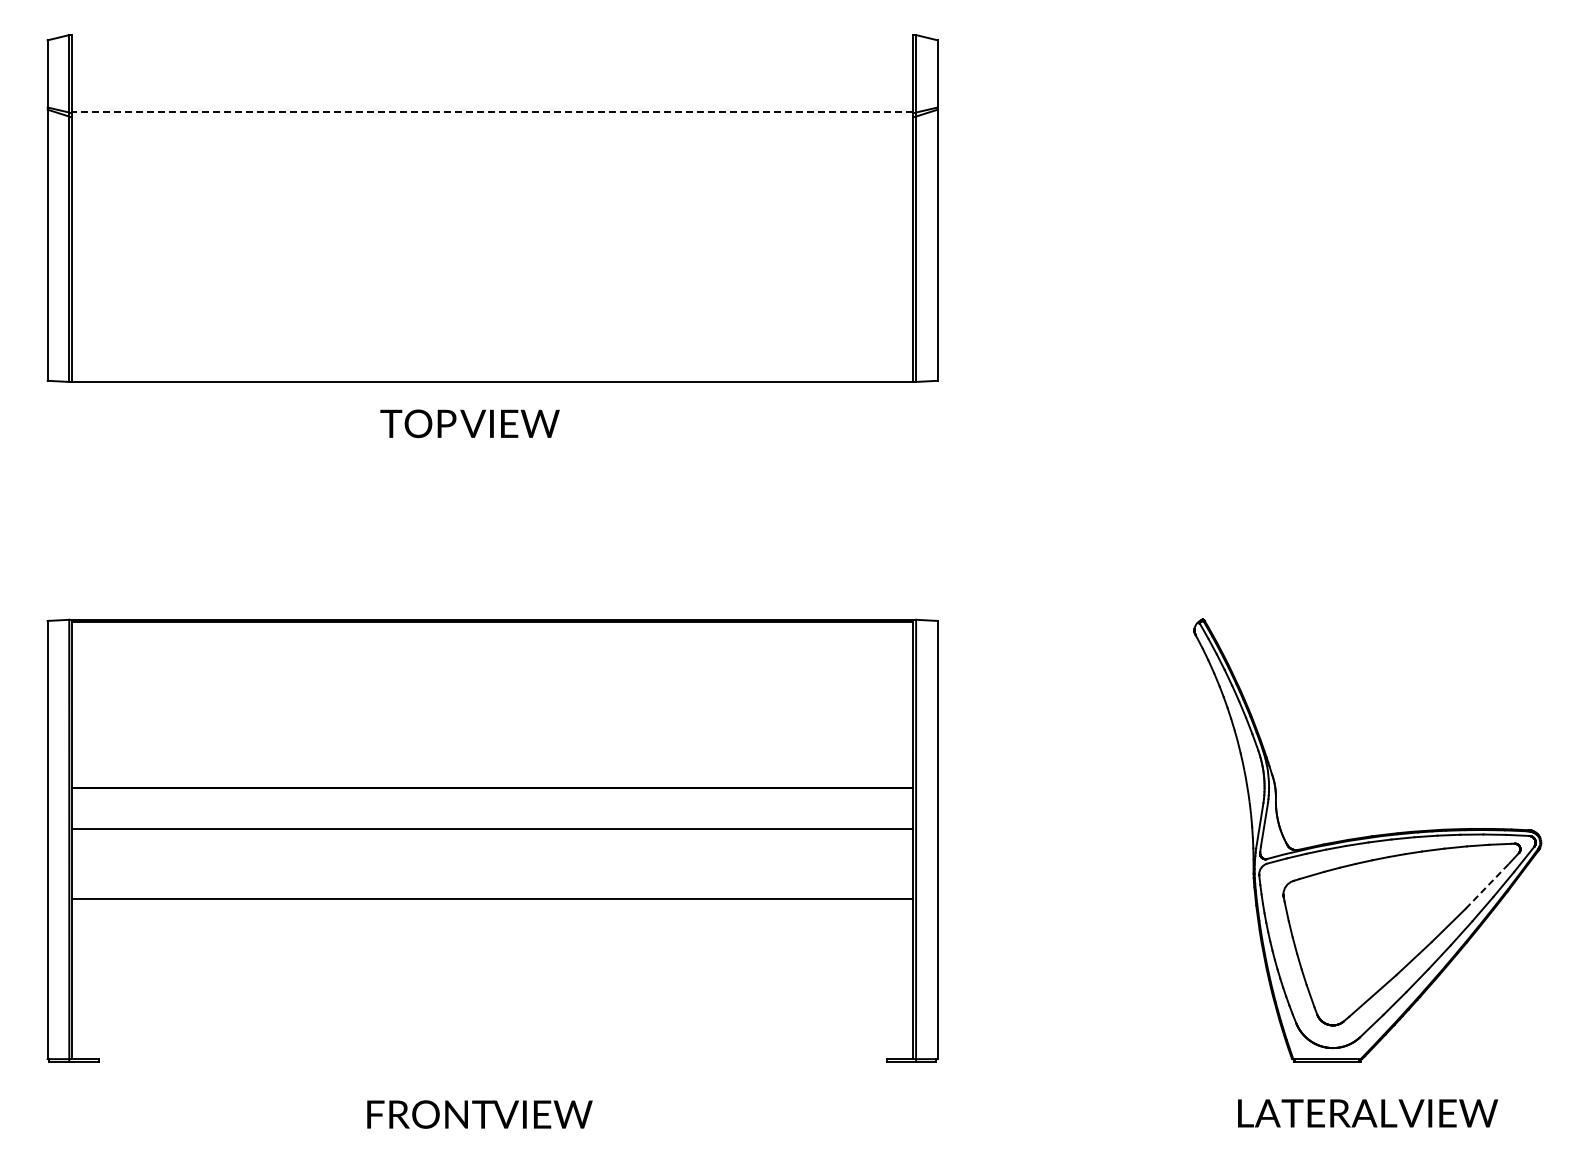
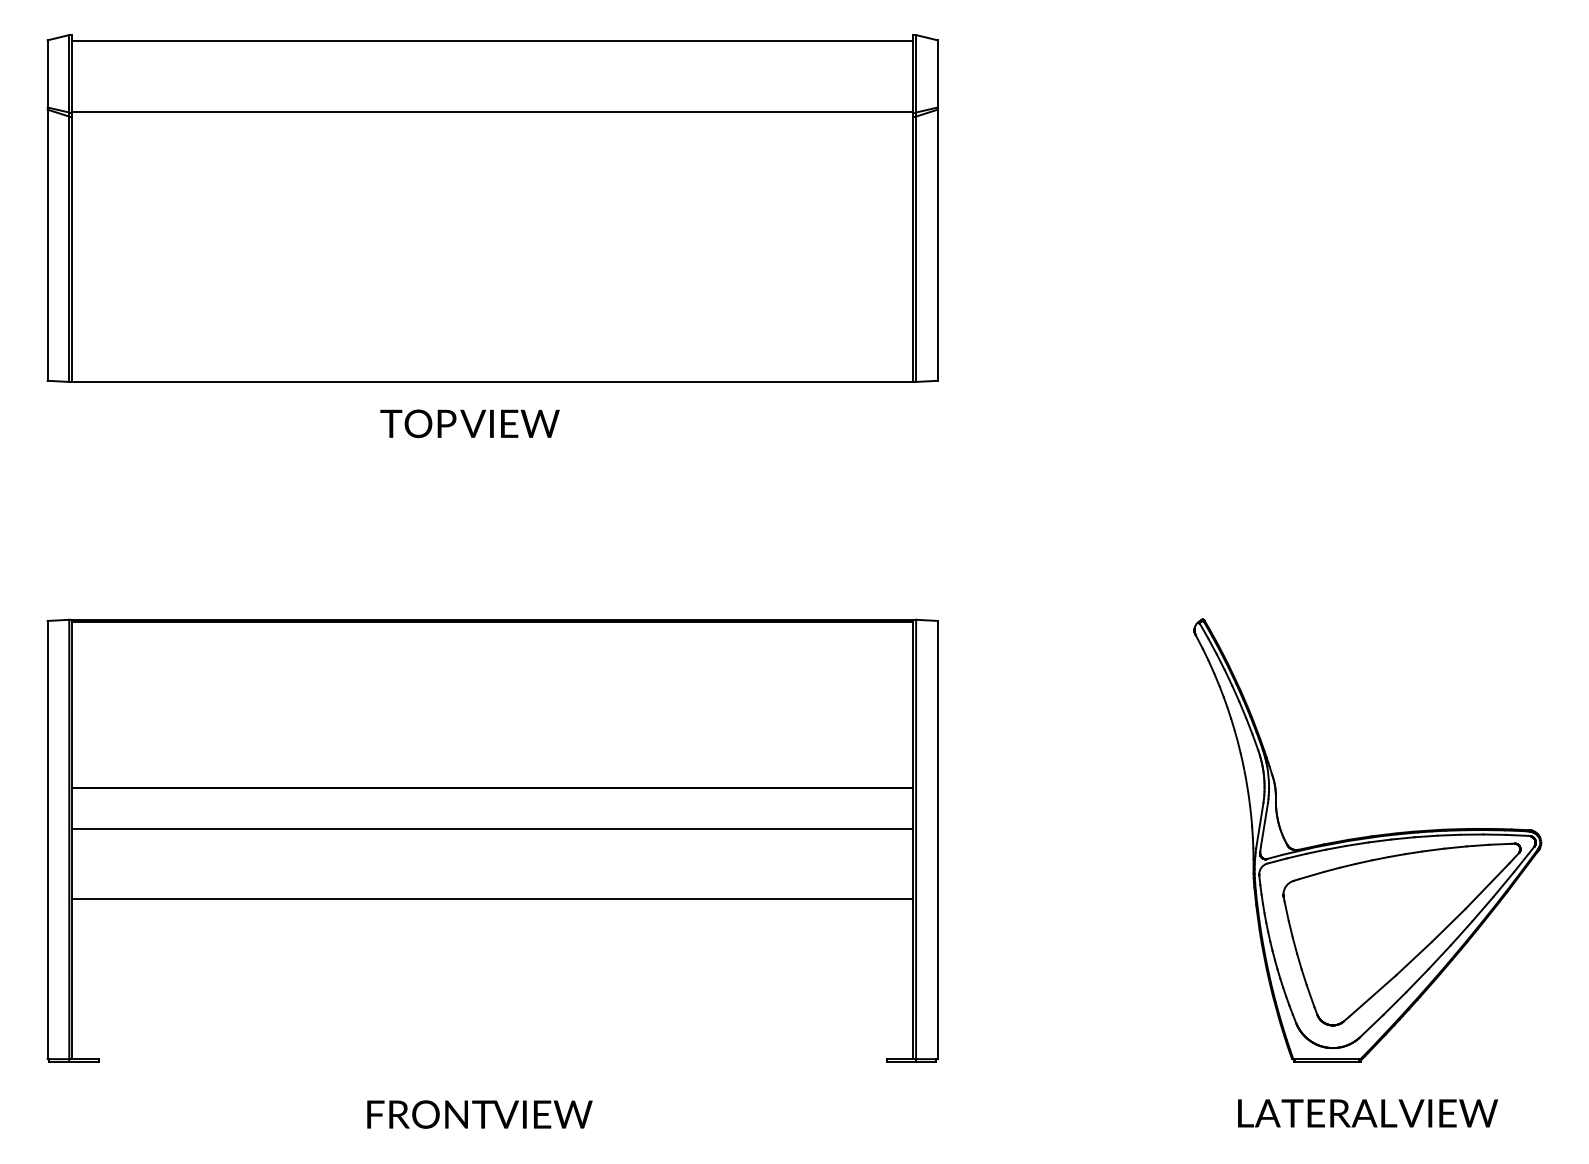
line: none -> present (492, 40)
line: dashed -> solid (492, 112)
line: dashed -> solid (1487, 886)
